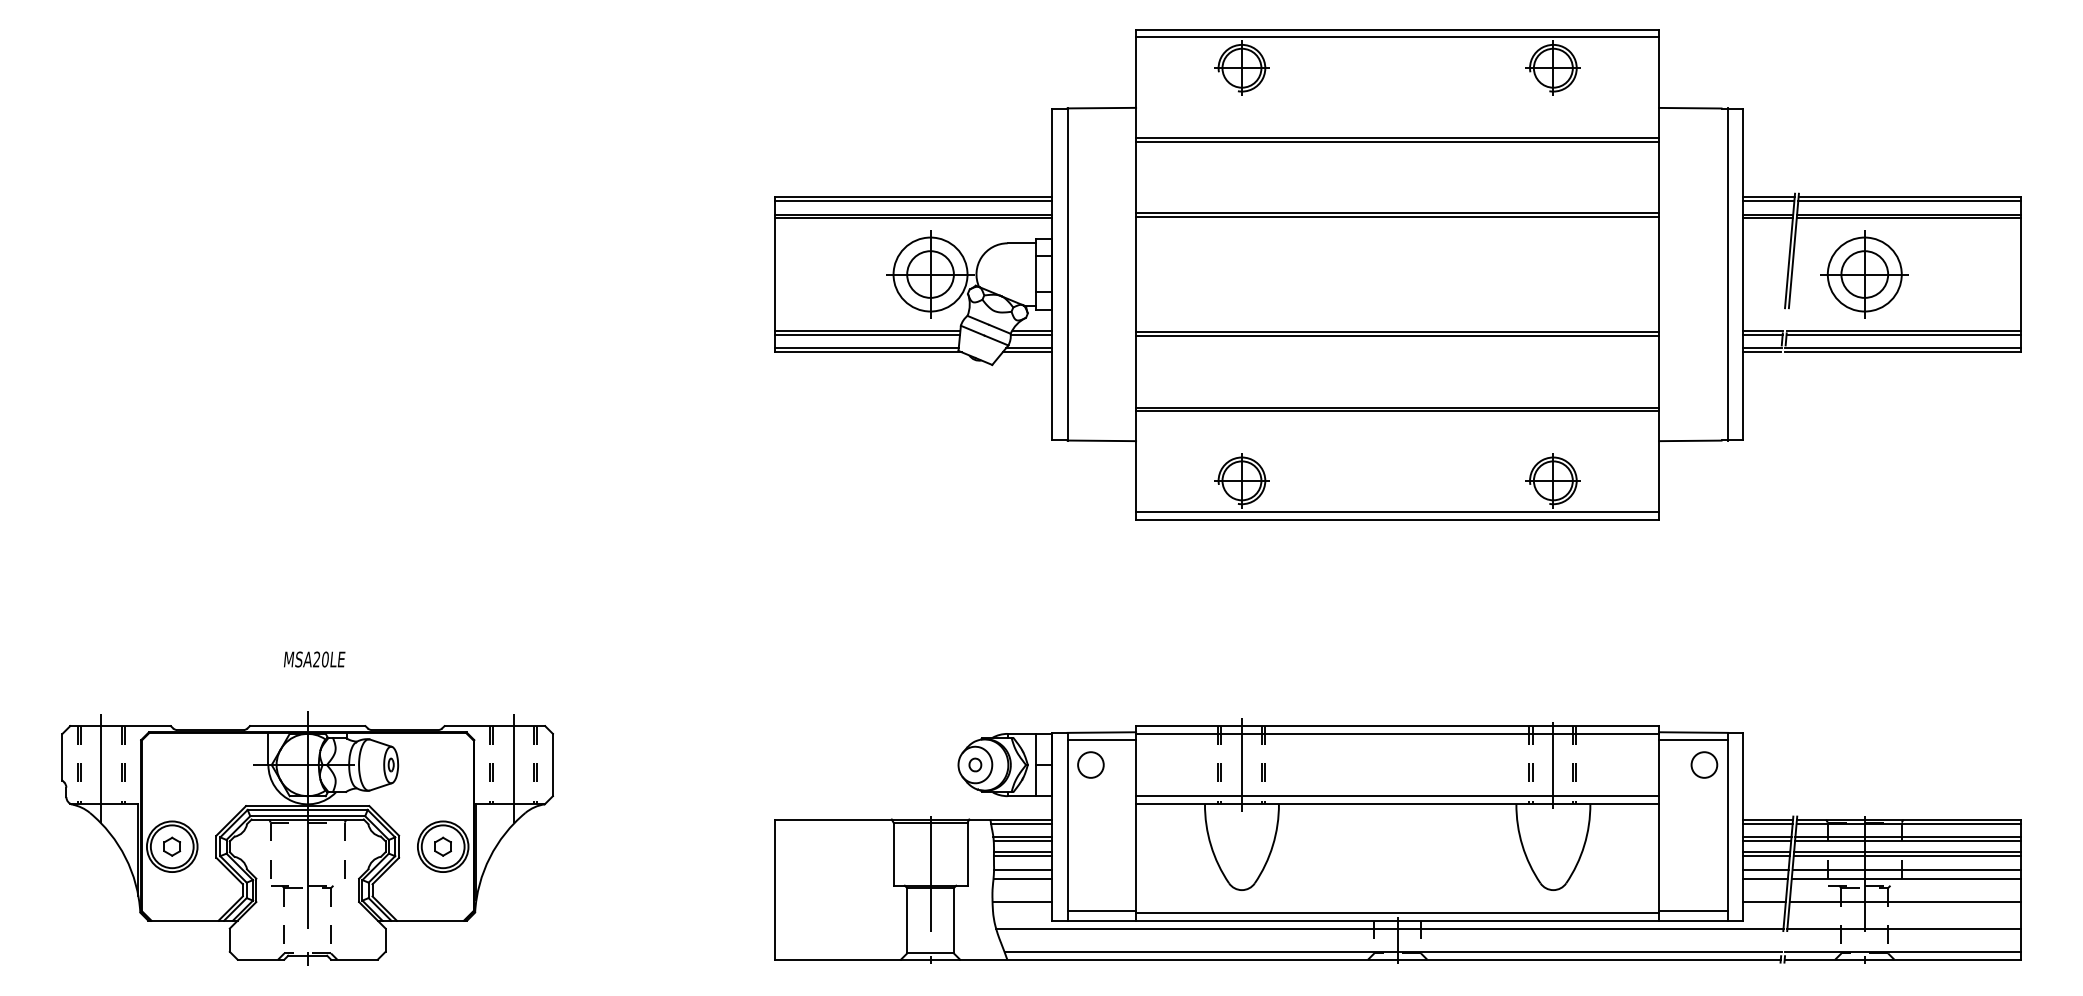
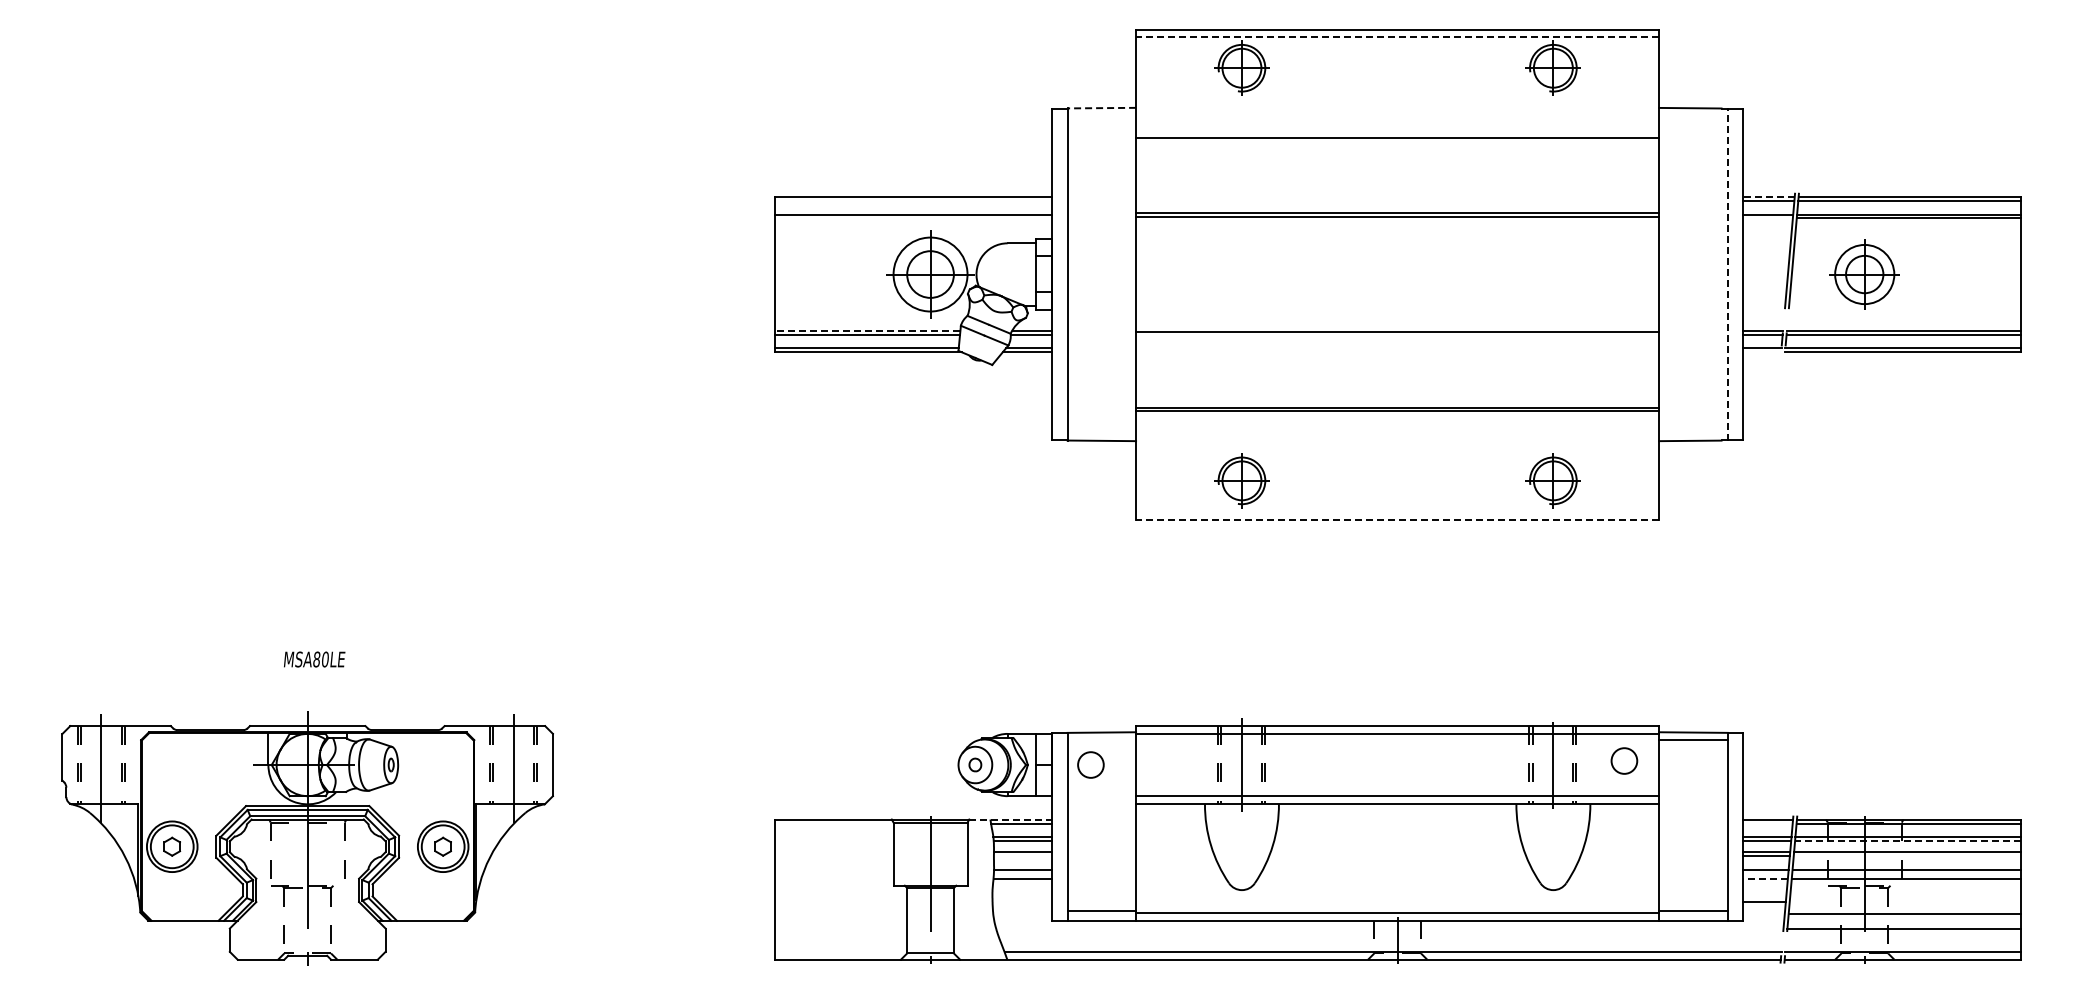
line: solid -> dashed (1397, 37)
line: solid -> dashed (1101, 108)
line: present -> none (1397, 141)
line: solid -> dashed (1769, 196)
line: present -> none (913, 200)
line: present -> none (913, 218)
line: present -> none (1767, 218)
line: solid -> dashed (1727, 274)
part size: 89x89 px -> 71x71 px (1864, 274)
line: solid -> dashed (867, 330)
line: present -> none (1397, 336)
line: present -> none (1762, 352)
line: present -> none (1397, 512)
line: solid -> dashed (1397, 519)
text: MSA20LE -> MSA80LE (316, 659)
line: present -> none (1101, 740)
circle position: (1704, 764) -> (1624, 760) (1624, 760)
line: solid -> dashed (1011, 819)
line: present -> none (1767, 823)
line: solid -> dashed (1907, 841)
line: present -> none (1022, 856)
line: present -> none (1906, 856)
line: solid -> dashed (1765, 878)
line: present -> none (1022, 902)
line position: (1904, 902) -> (1904, 914) (1904, 914)
line: present -> none (1389, 928)
